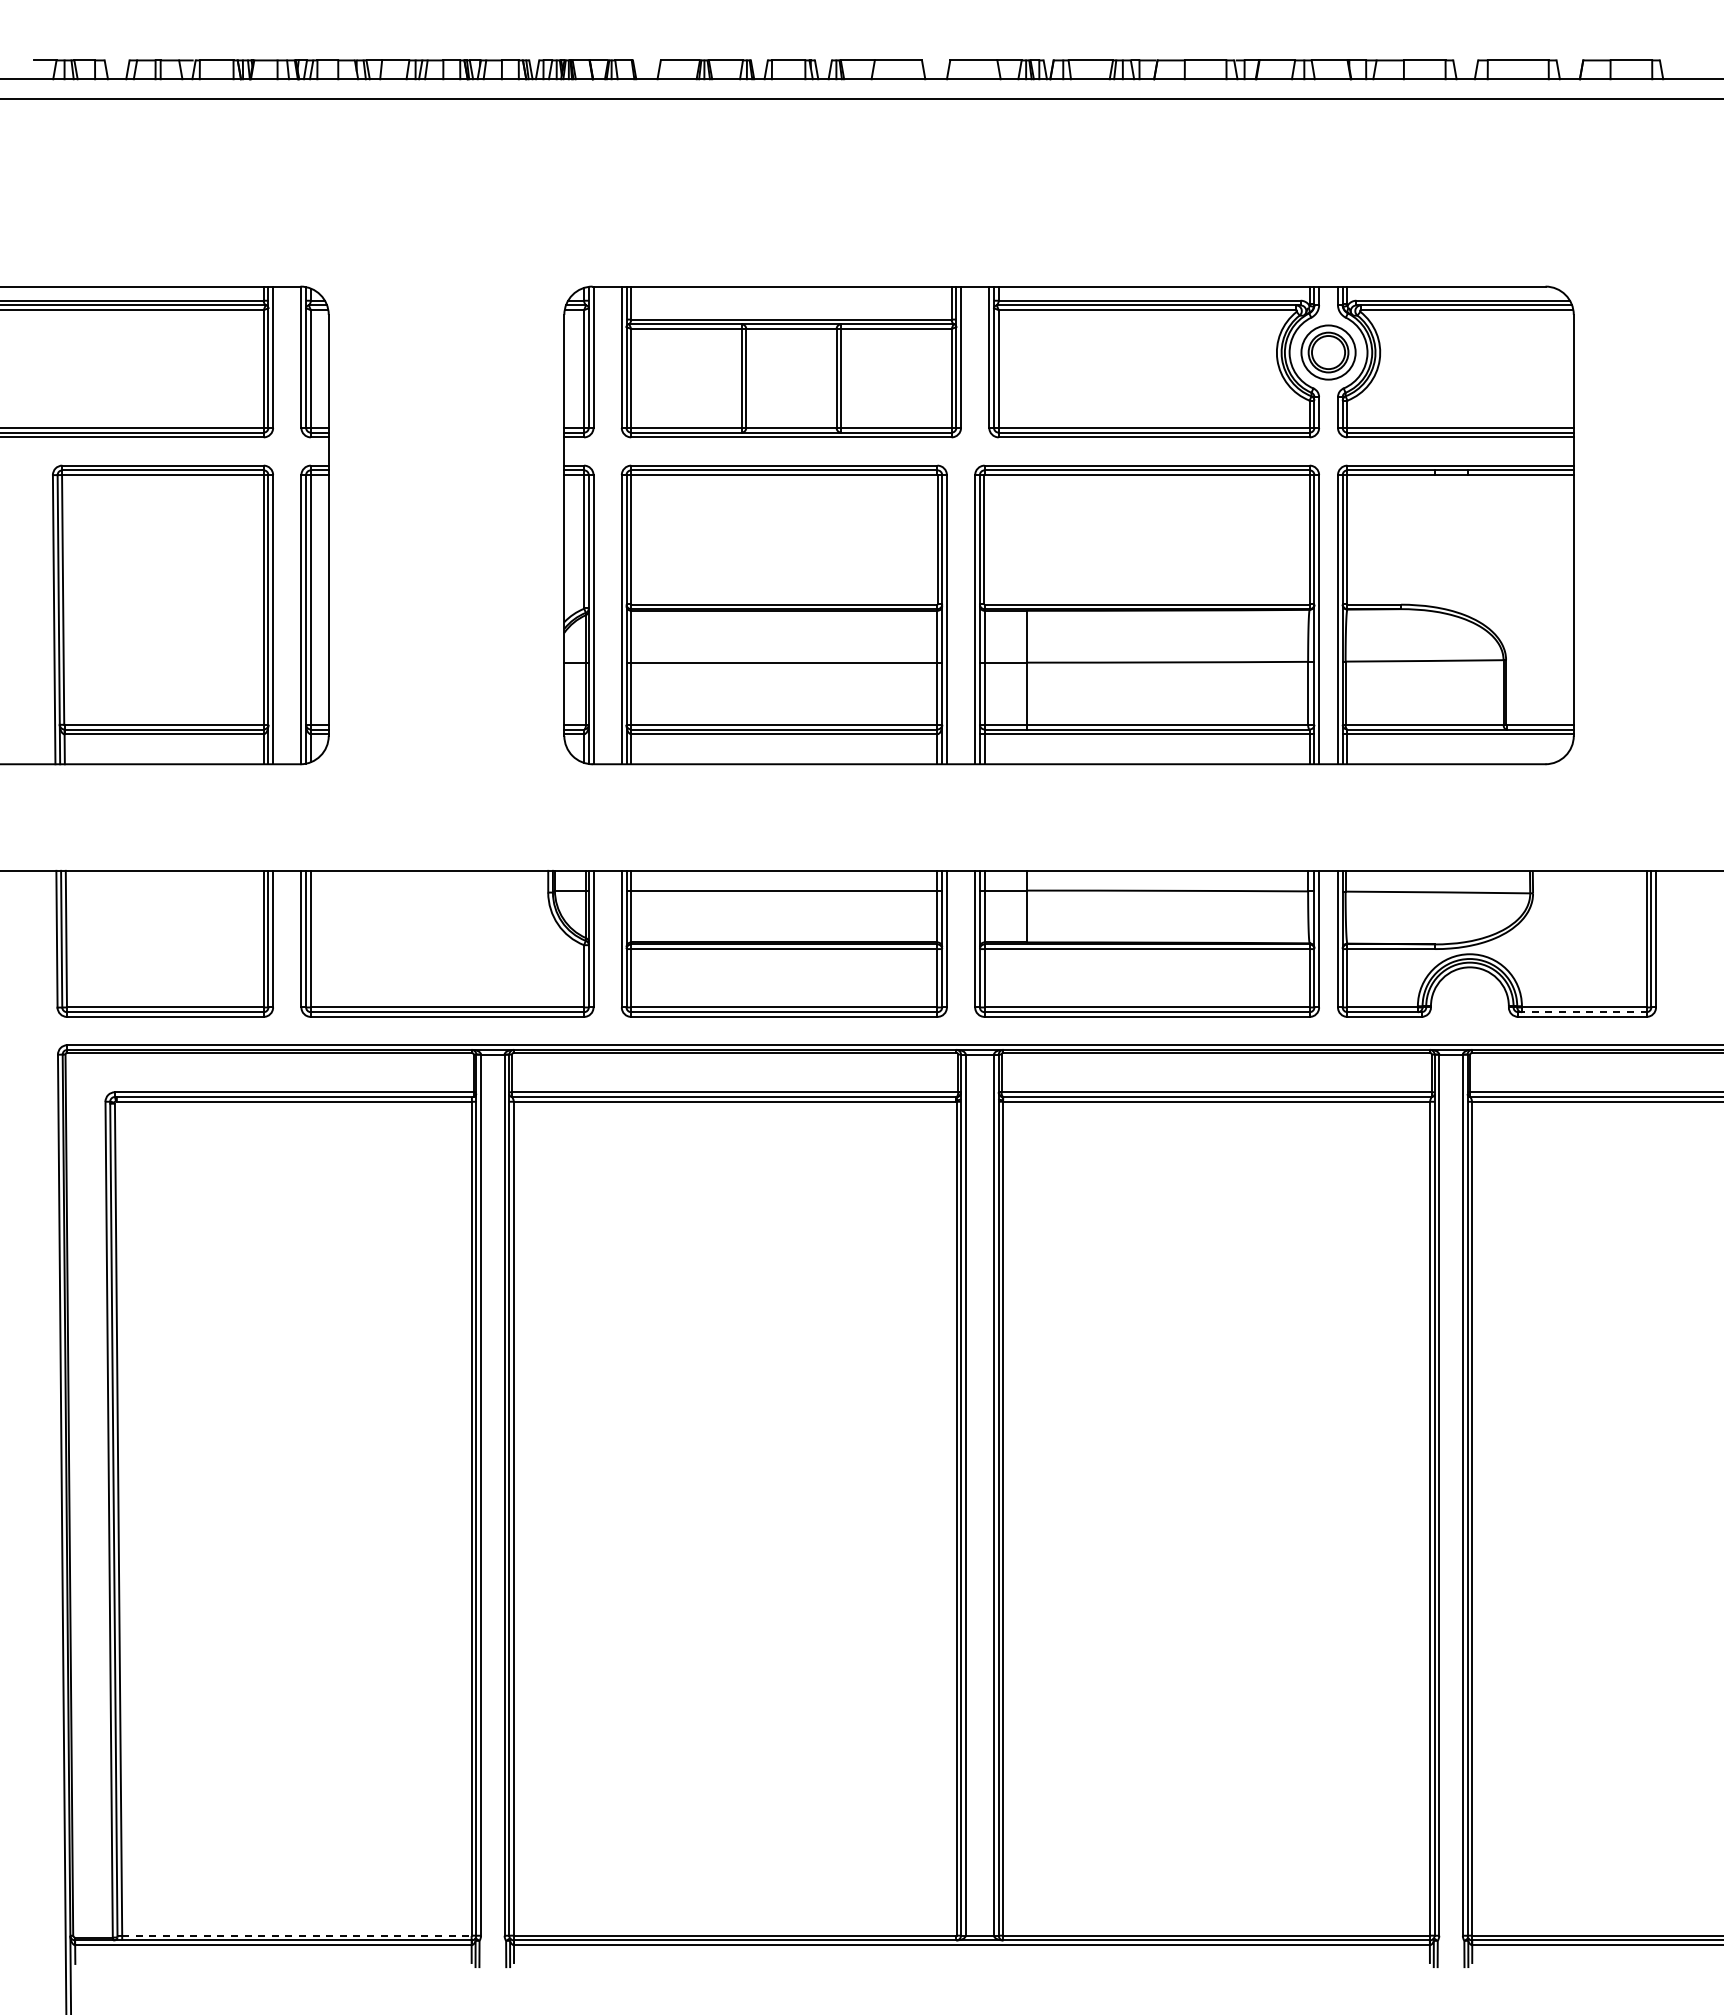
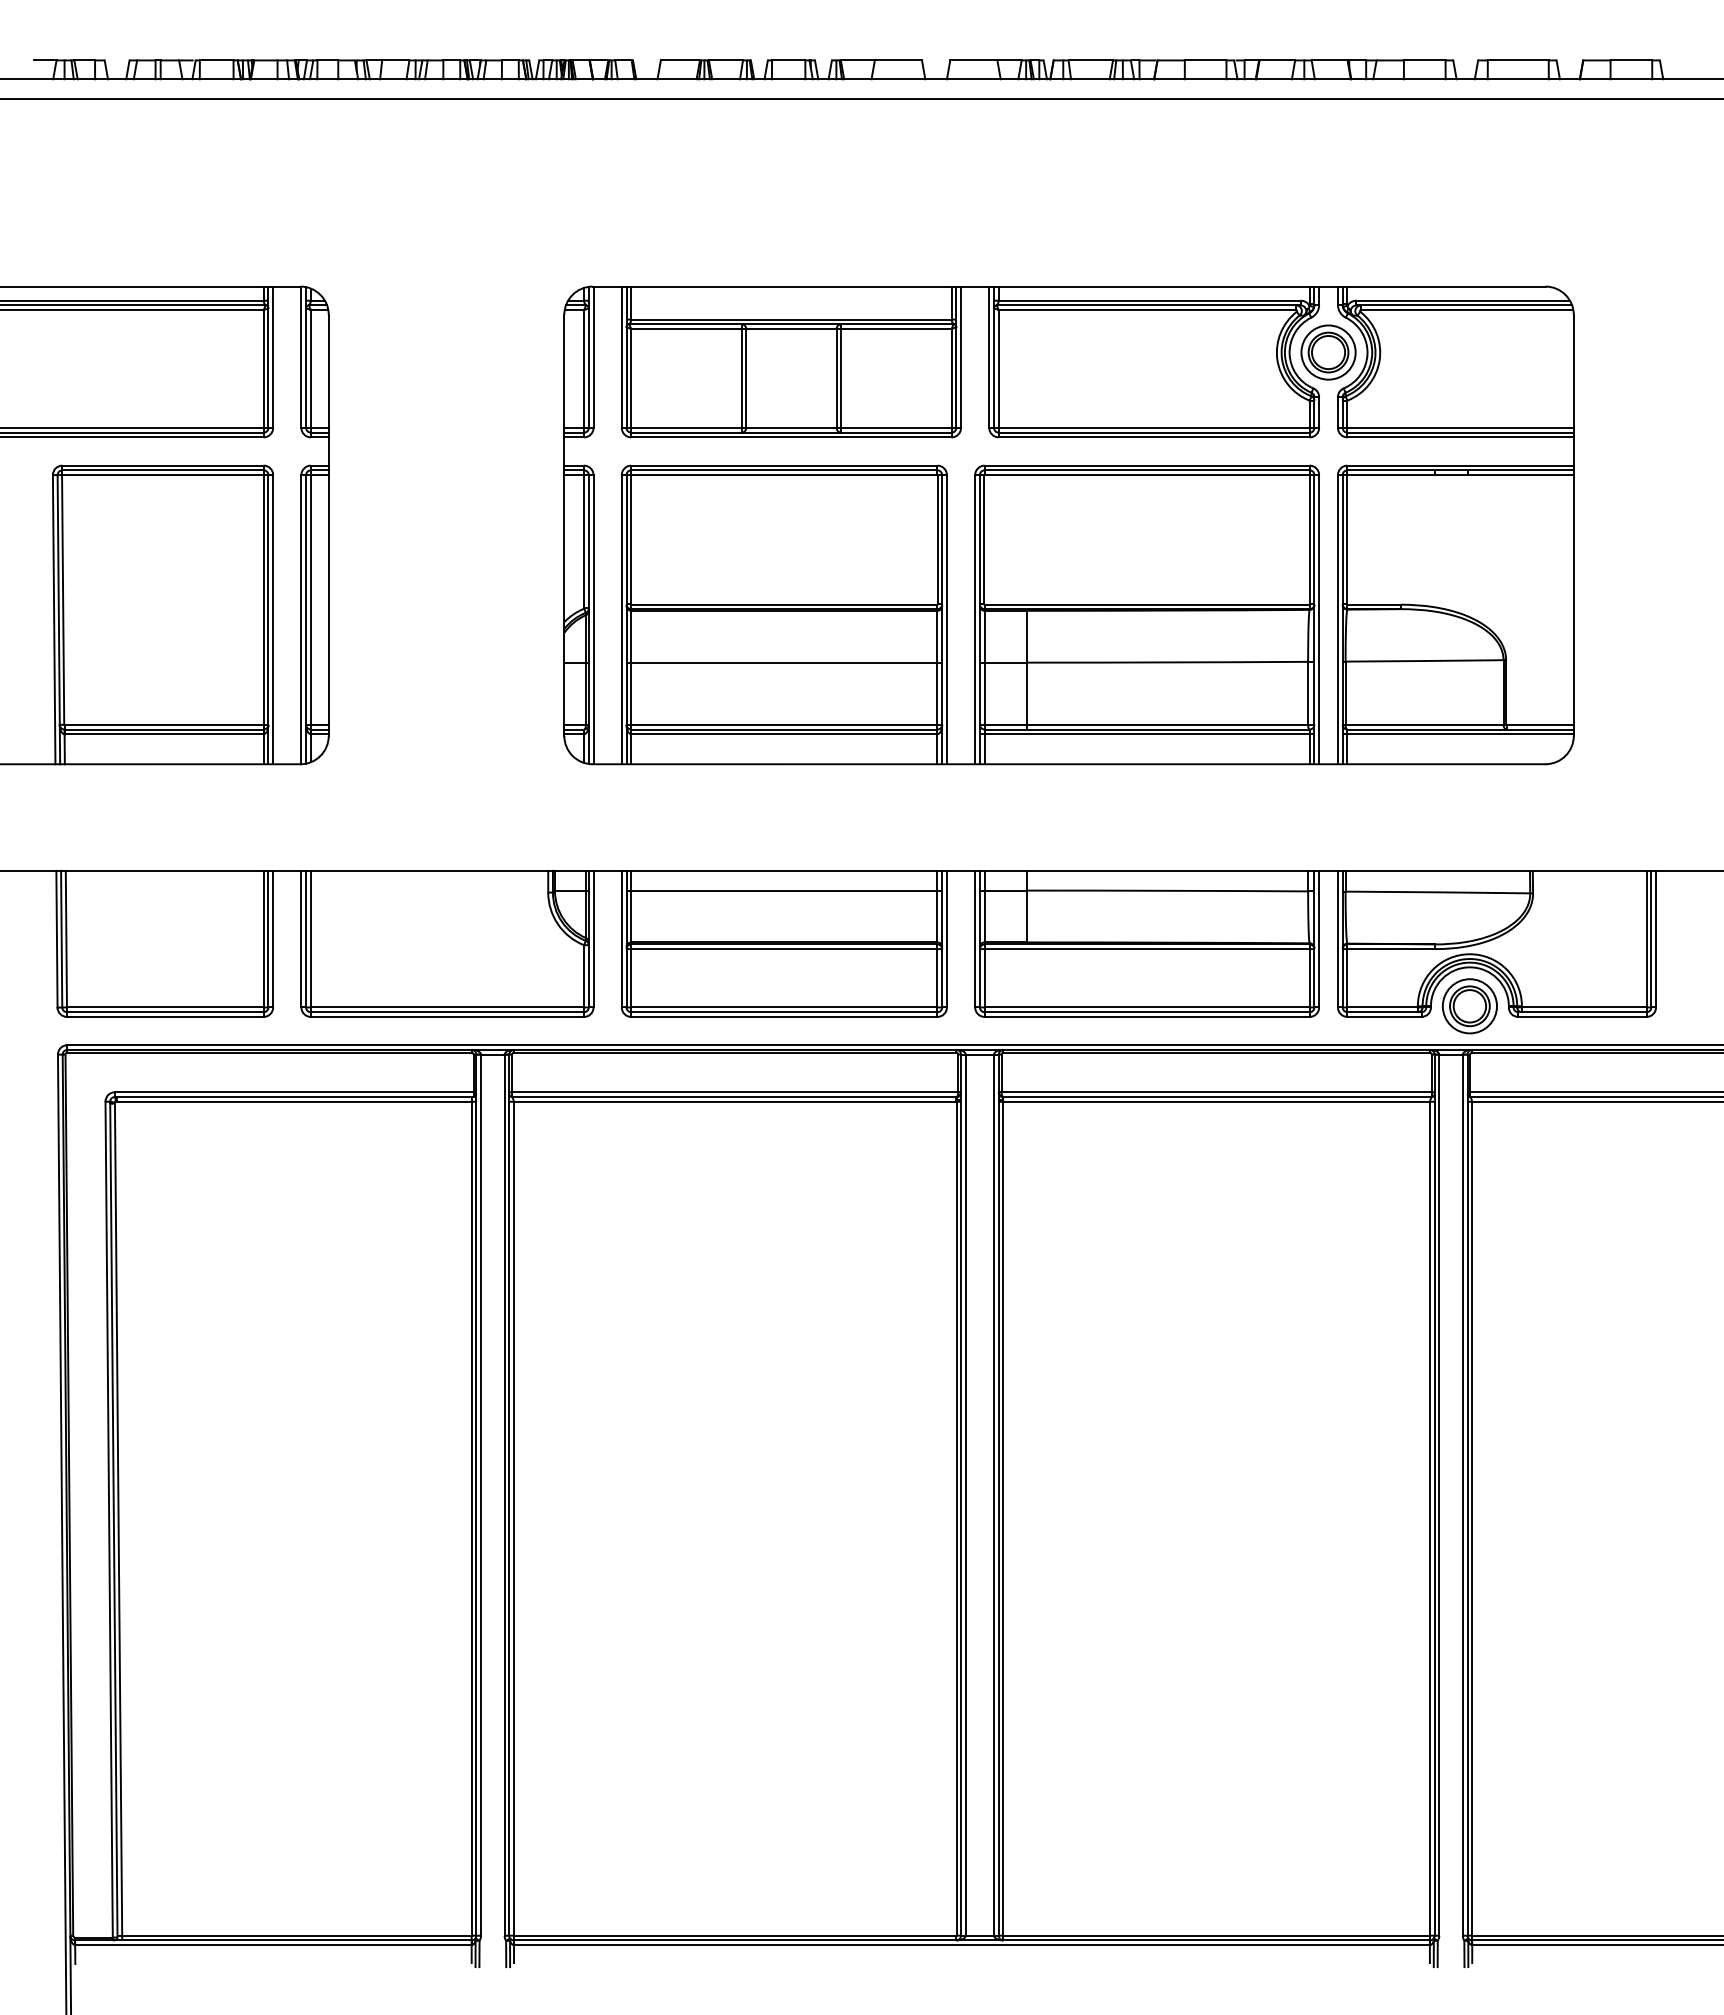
part: none -> present (1469, 1006)
line: dashed -> solid (1582, 1012)
line: dashed -> solid (296, 1935)
